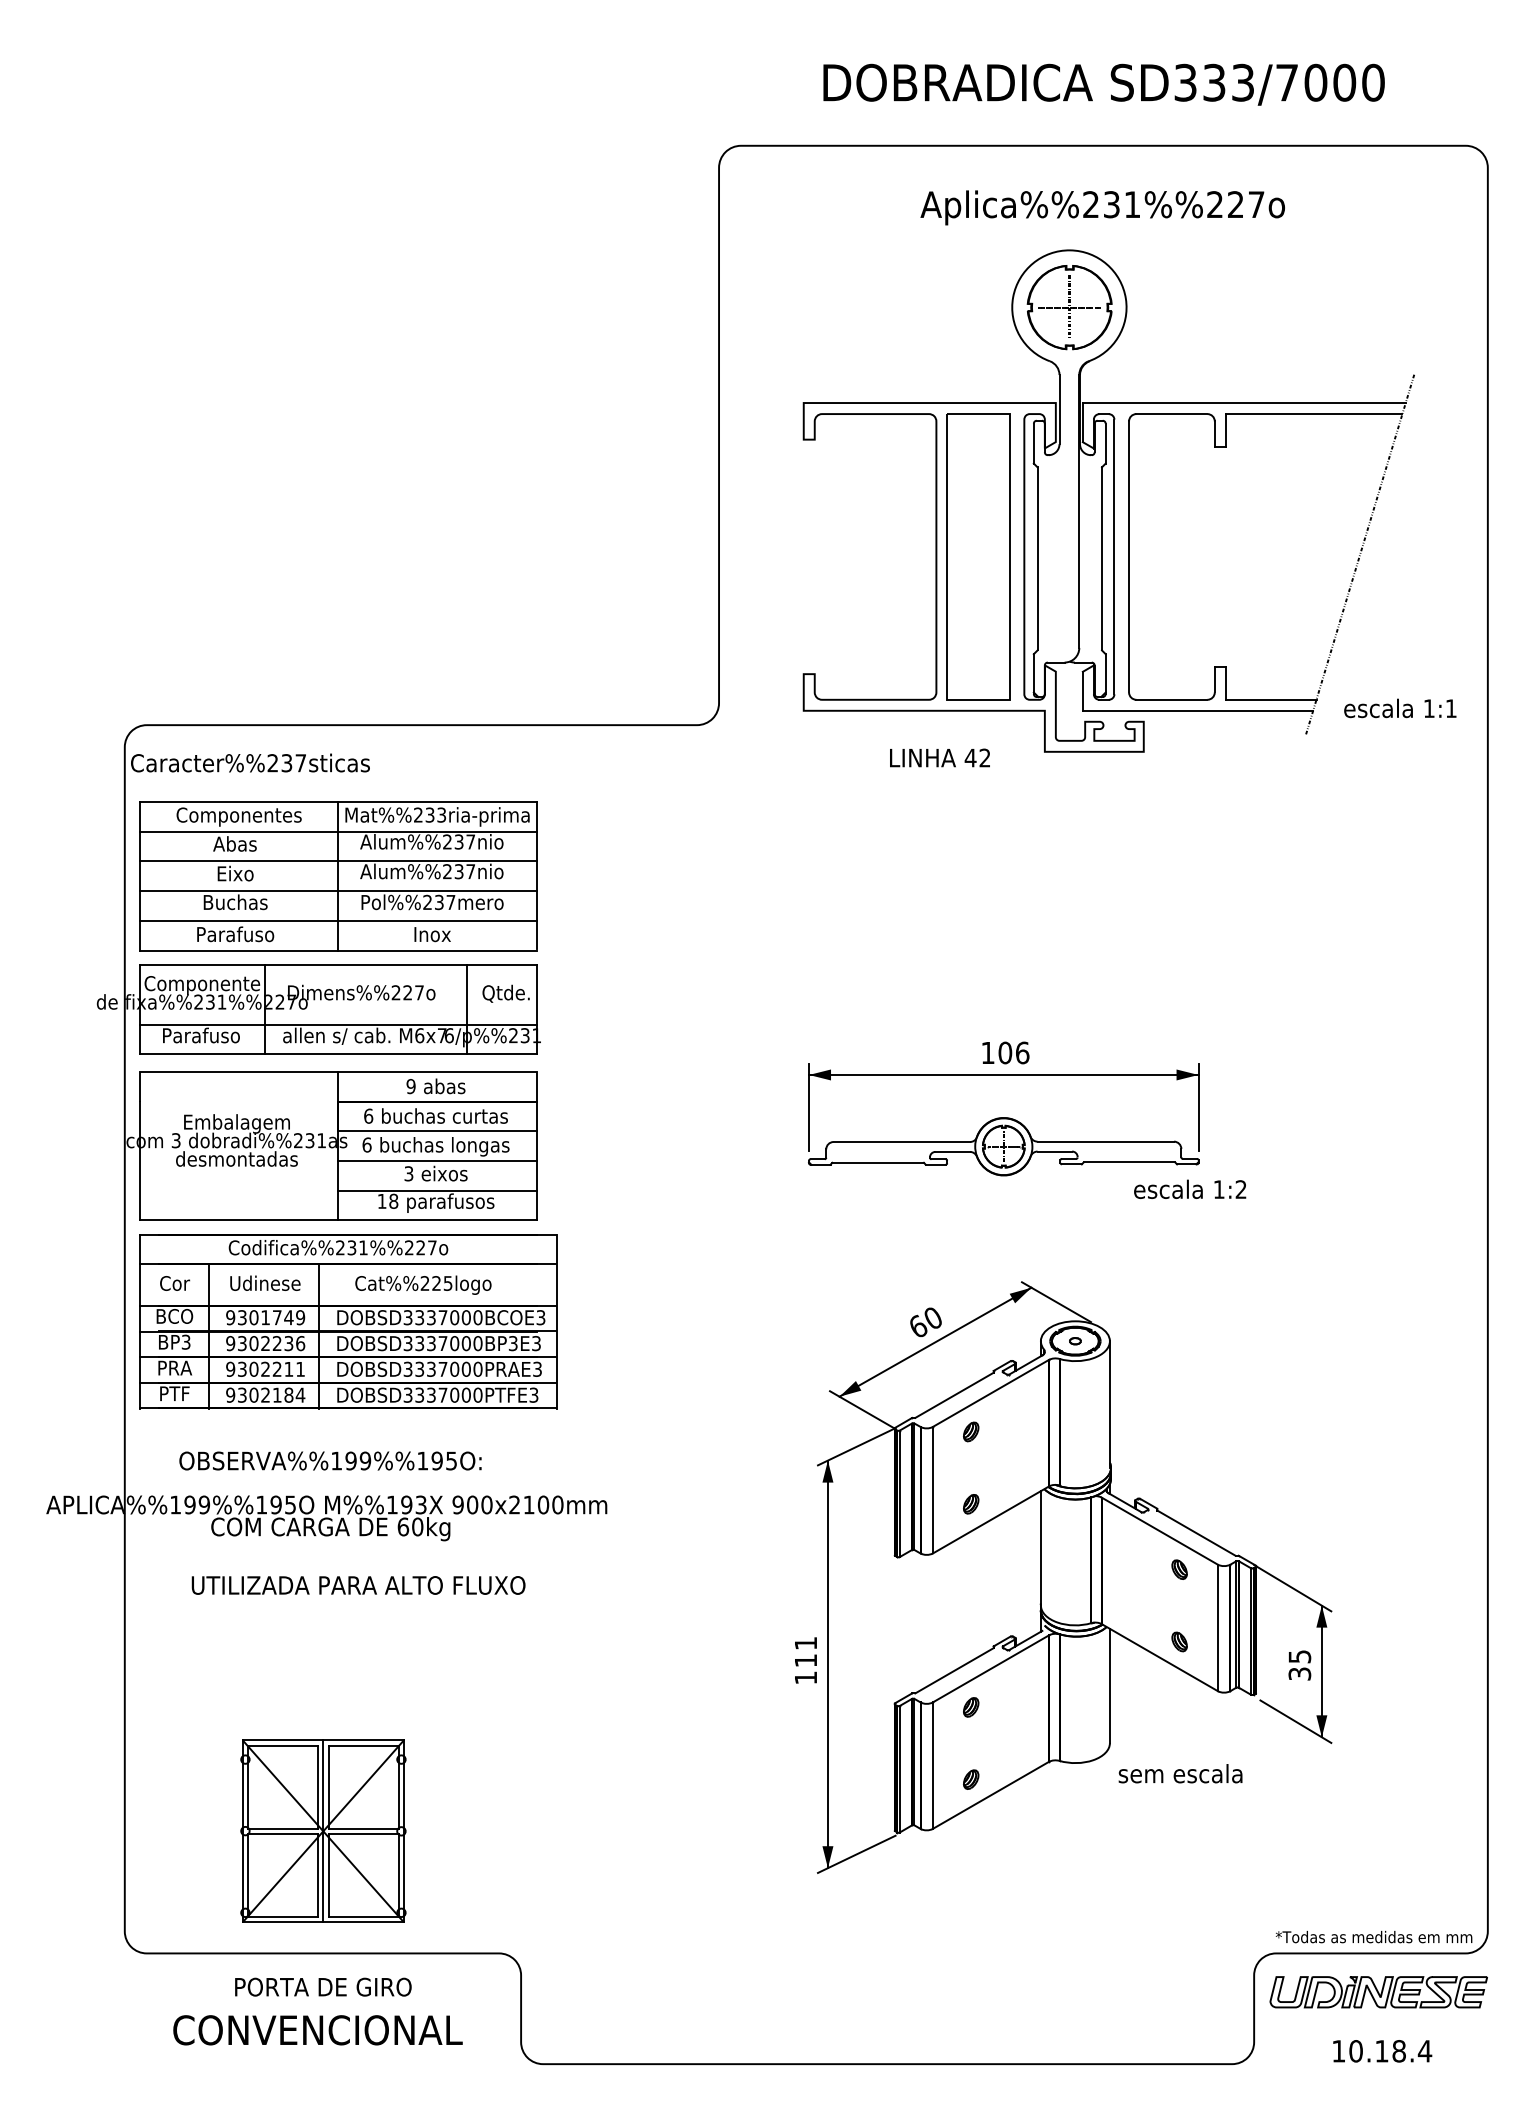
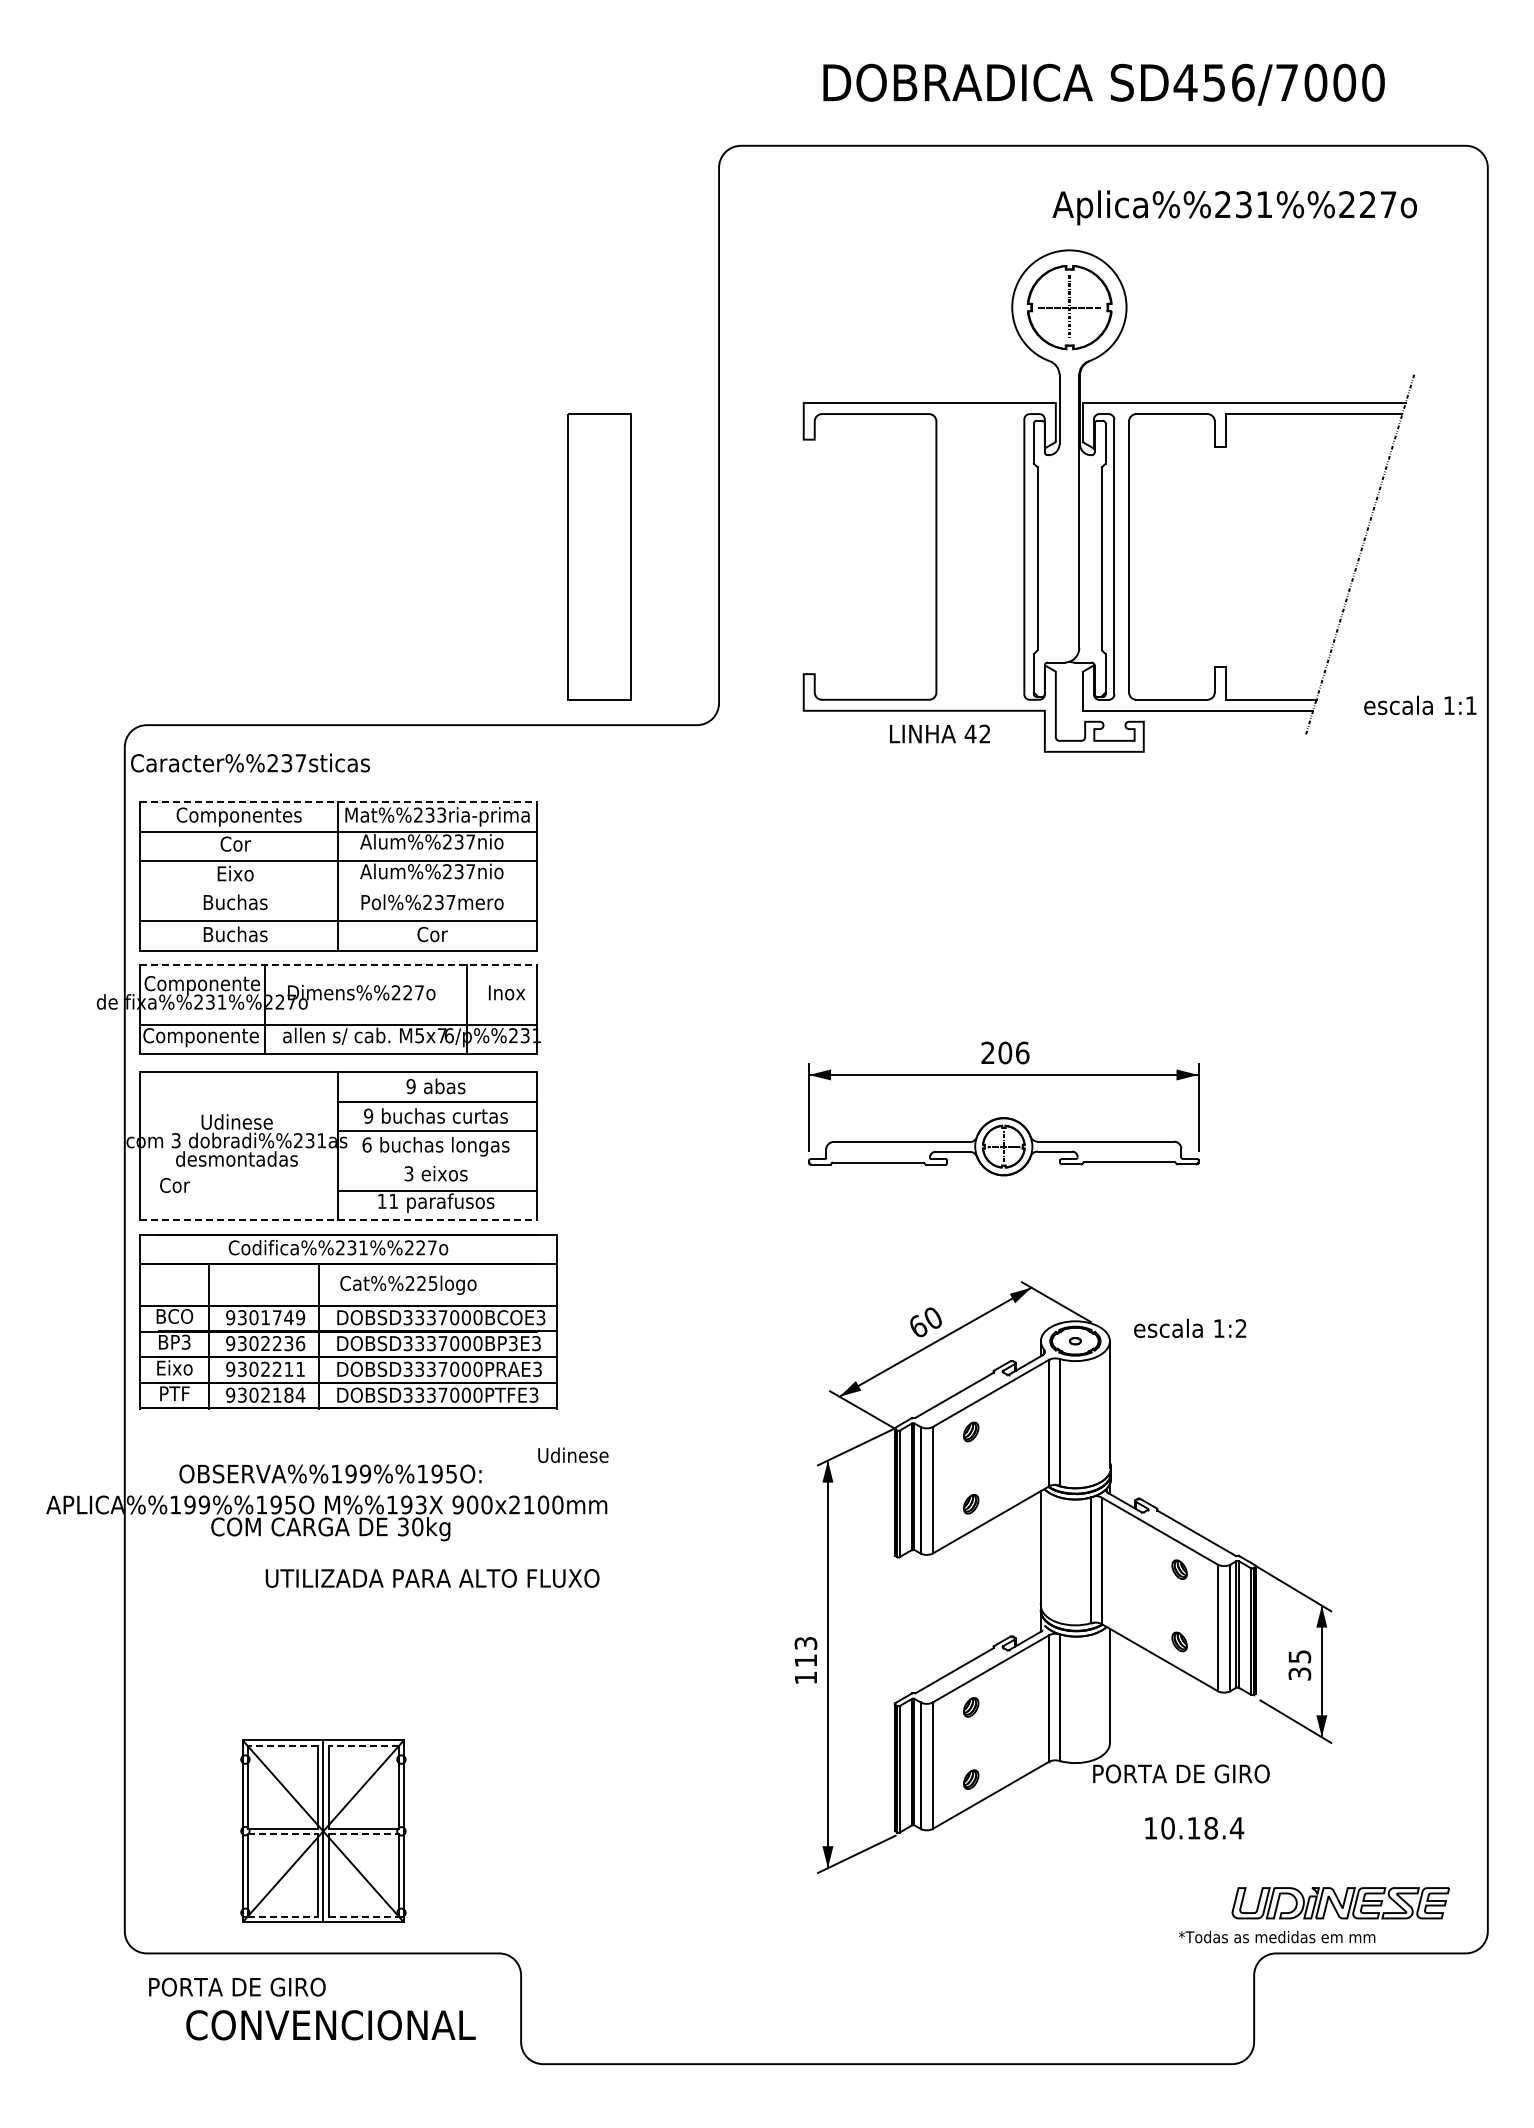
text: SD333/7000 -> SD456/7000 (1213, 82)
text position: (1102, 207) -> (1234, 207) (1234, 207)
part position: (978, 556) -> (599, 556) (599, 556)
text position: (1400, 708) -> (1420, 705) (1420, 705)
text position: (939, 757) -> (939, 733) (939, 733)
line: solid -> dashed (338, 802)
text: Abas -> Cor (234, 843)
line: present -> none (337, 891)
text: Parafuso -> Buchas (235, 934)
text: Inox -> Cor (432, 934)
line: solid -> dashed (338, 965)
text: Qtde. -> Inox (505, 993)
text: M6x7 -> M5x7 (419, 1035)
text: Parafuso -> Componente (200, 1037)
text: 106 -> 206 (987, 1052)
text: 6 -> 9 (368, 1115)
text: Embalagem -> Udinese (236, 1123)
line: present -> none (437, 1161)
text position: (1190, 1188) -> (1190, 1327) (1190, 1327)
text: 18 -> 11 (393, 1200)
line: solid -> dashed (338, 1220)
text position: (265, 1282) -> (573, 1454) (573, 1454)
text position: (175, 1283) -> (175, 1185) (175, 1185)
text position: (423, 1284) -> (408, 1284) (408, 1284)
text: PRA -> Eixo (174, 1367)
text position: (330, 1460) -> (330, 1473) (330, 1473)
text: 60kg -> 30kg (403, 1526)
text position: (358, 1585) -> (432, 1578) (432, 1578)
text: 111 -> 113 (805, 1643)
line: solid -> dashed (282, 1745)
line: solid -> dashed (363, 1745)
text: sem escala -> PORTA DE GIRO (1181, 1773)
line: solid -> dashed (283, 1833)
line: solid -> dashed (364, 1833)
line: solid -> dashed (283, 1917)
line: solid -> dashed (364, 1917)
text position: (1374, 1936) -> (1277, 1936) (1277, 1936)
text position: (323, 1986) -> (237, 1986) (237, 1986)
part position: (1378, 1992) -> (1340, 1903) (1340, 1903)
text position: (317, 2030) -> (330, 2025) (330, 2025)
text position: (1382, 2051) -> (1194, 1828) (1194, 1828)
